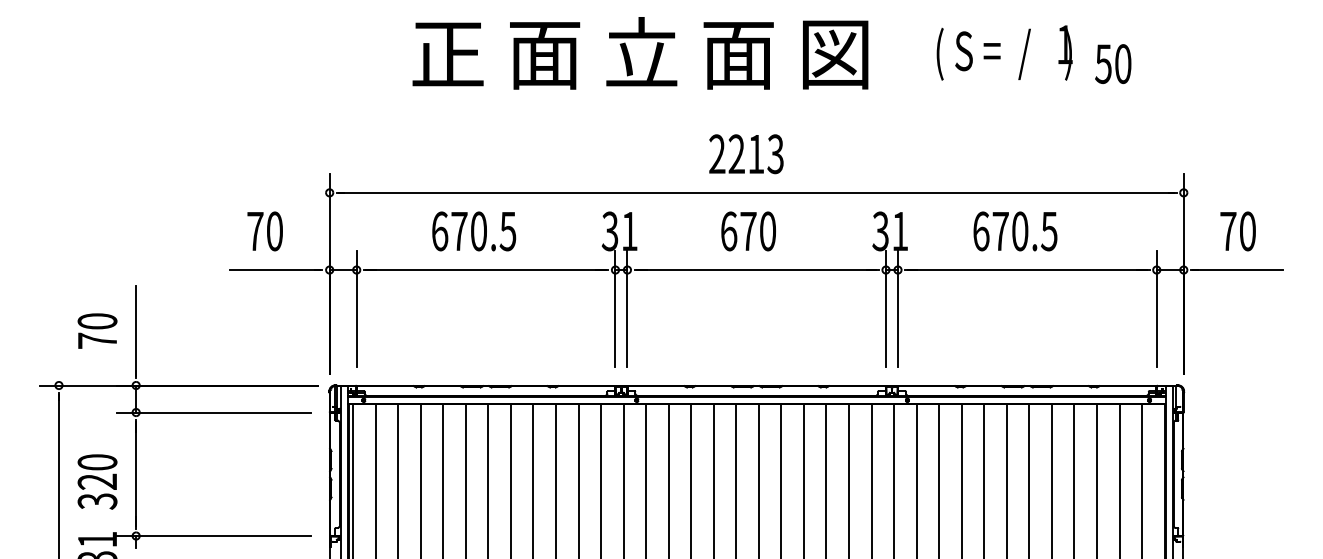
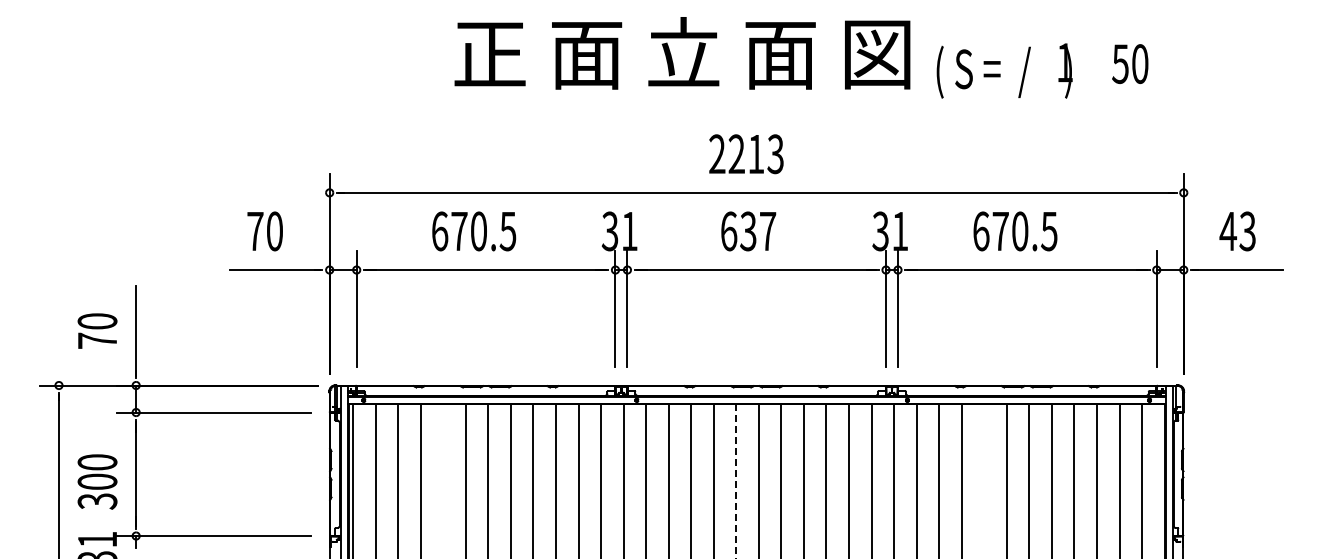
text position: (1004, 52) -> (1004, 70) (1004, 70)
text position: (640, 53) -> (682, 53) (682, 53)
text position: (1113, 63) -> (1130, 63) (1130, 63)
text: 670 -> 637 (758, 231)
text: 70 -> 43 (1237, 231)
line: present -> none (443, 479)
line: present -> none (984, 479)
text: 320 -> 300 (97, 481)
line: solid -> dashed (736, 481)
